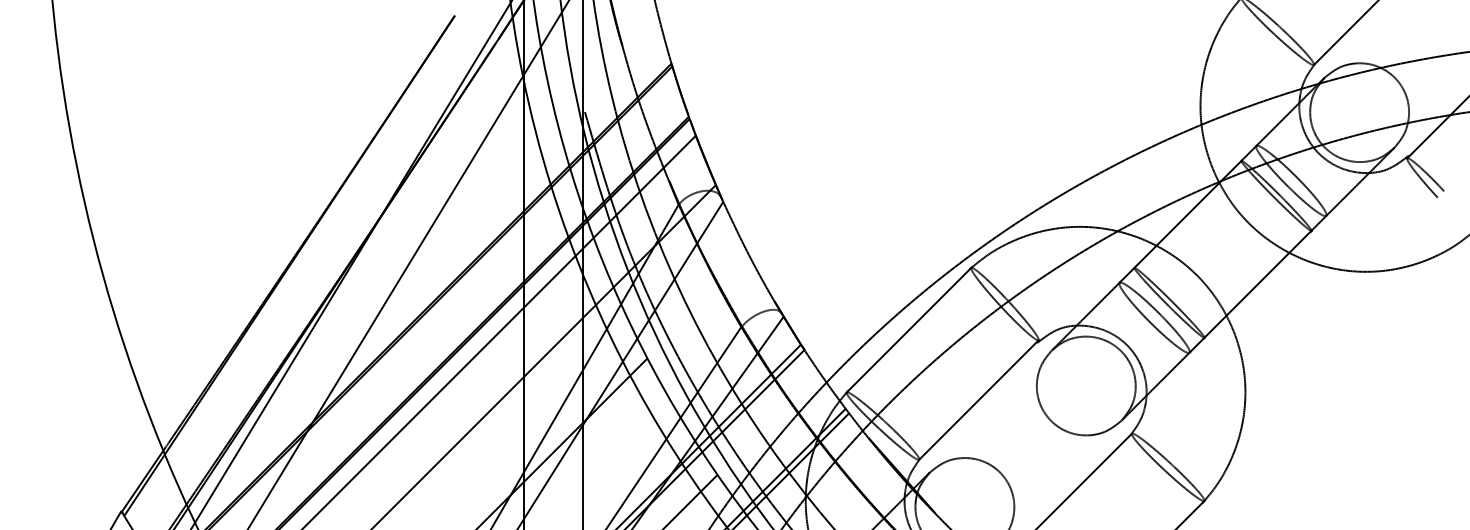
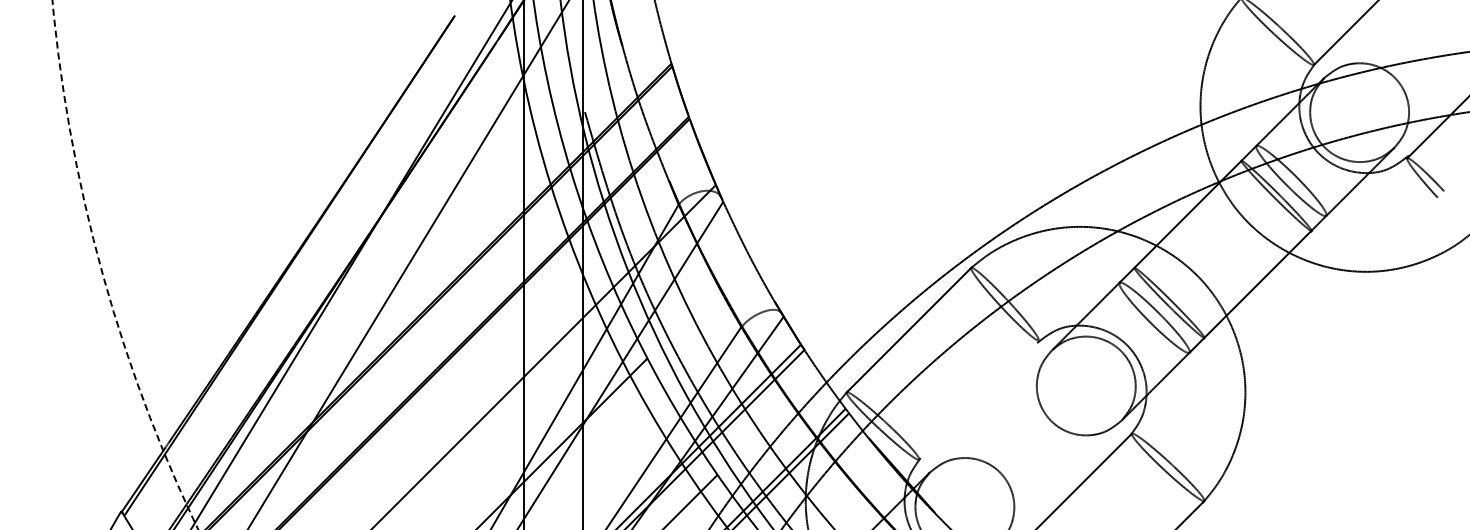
arc: solid -> dashed (102, 272)
line: present -> none (500, 330)
line: present -> none (979, 399)
